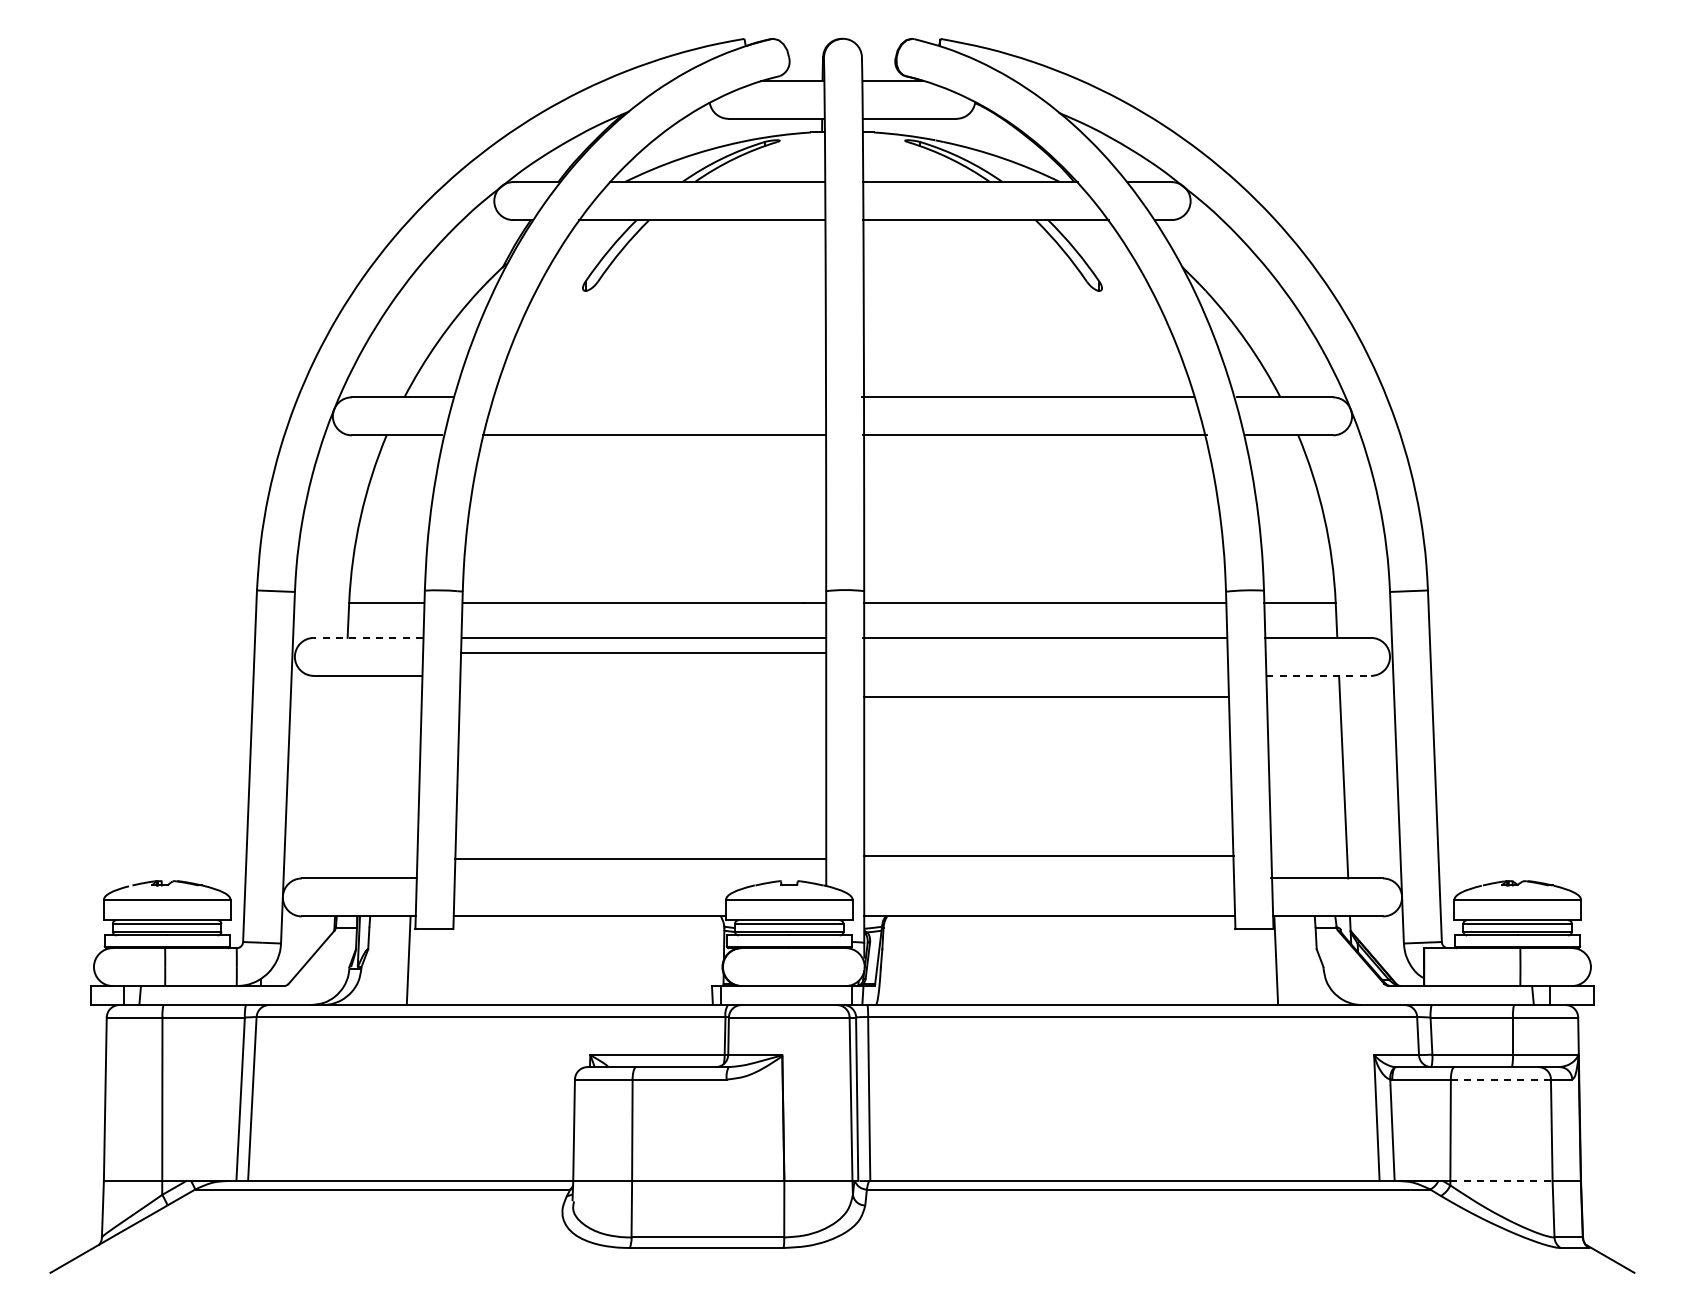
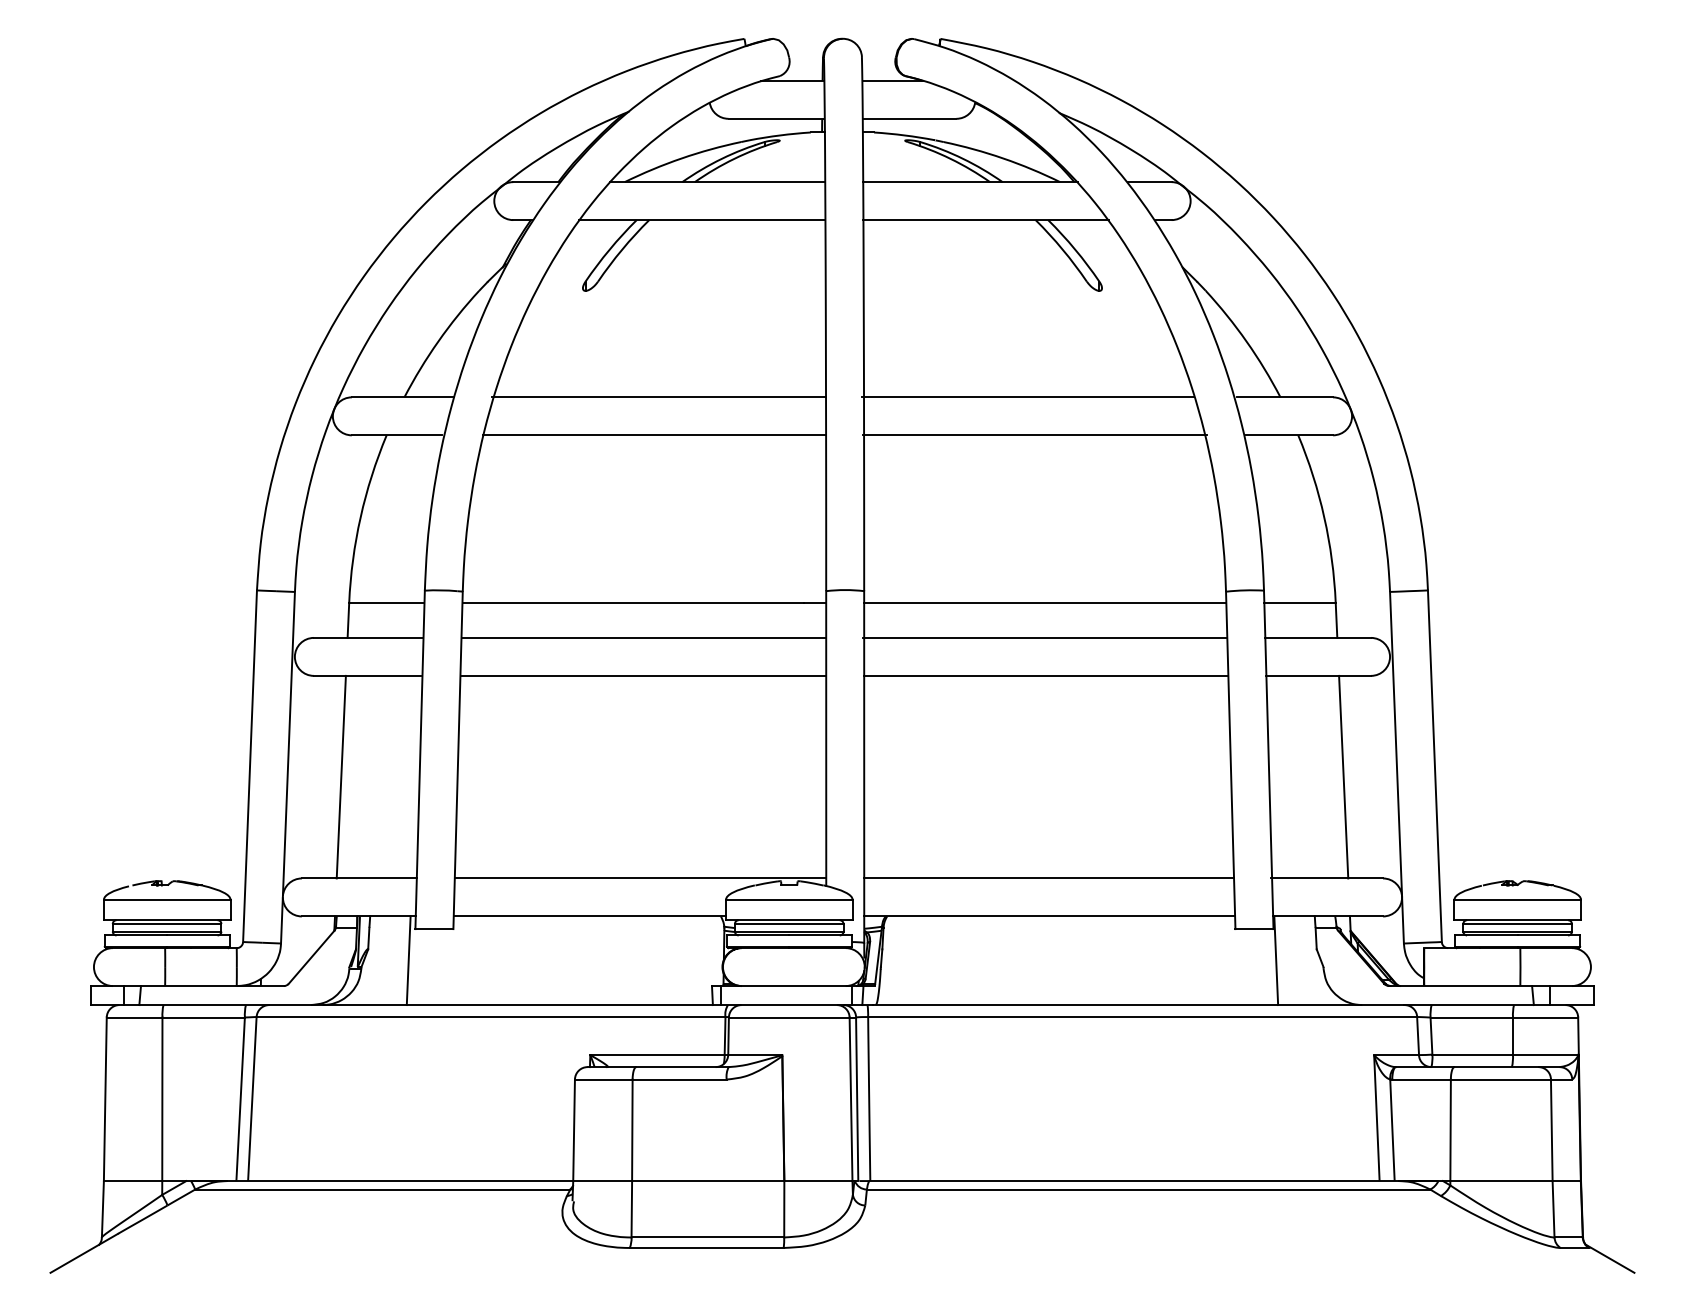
line: none -> present (658, 397)
line: dashed -> solid (368, 637)
line position: (643, 652) -> (643, 675) (643, 675)
line: dashed -> solid (1319, 675)
line position: (1046, 696) -> (1046, 675) (1046, 675)
line: none -> present (340, 776)
line position: (1049, 856) -> (1049, 878) (1049, 878)
line position: (640, 859) -> (640, 878) (640, 878)
line: dashed -> solid (1500, 1079)
line: dashed -> solid (1501, 1181)
